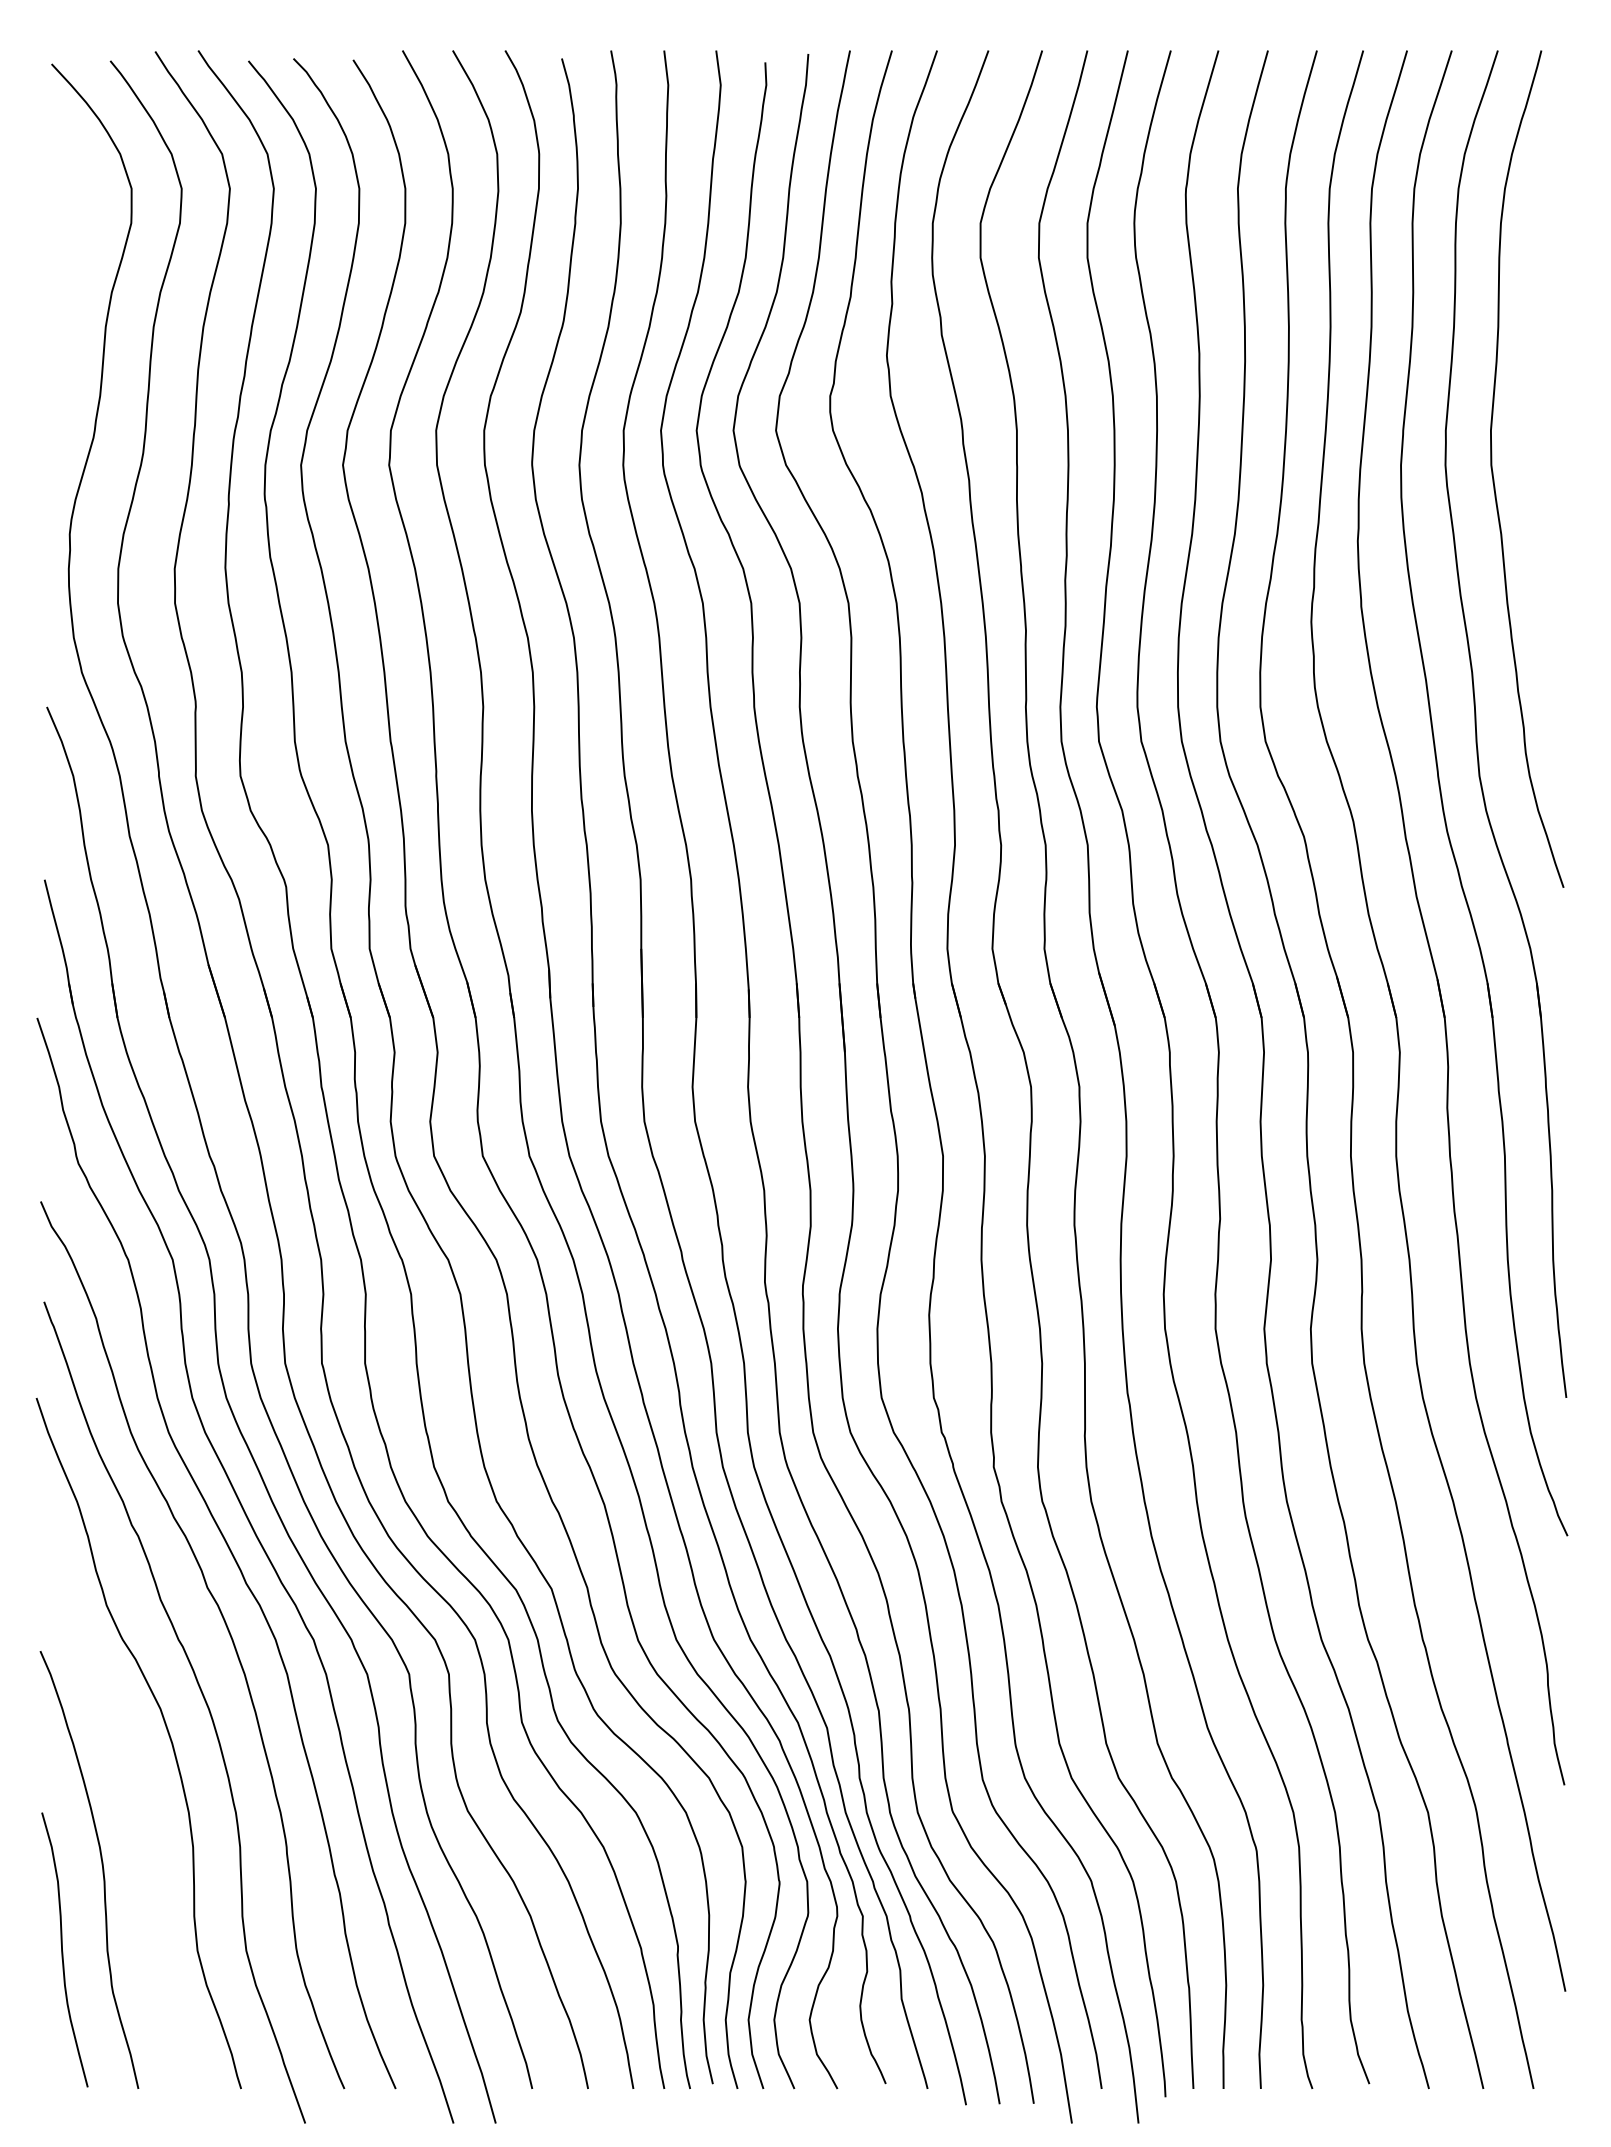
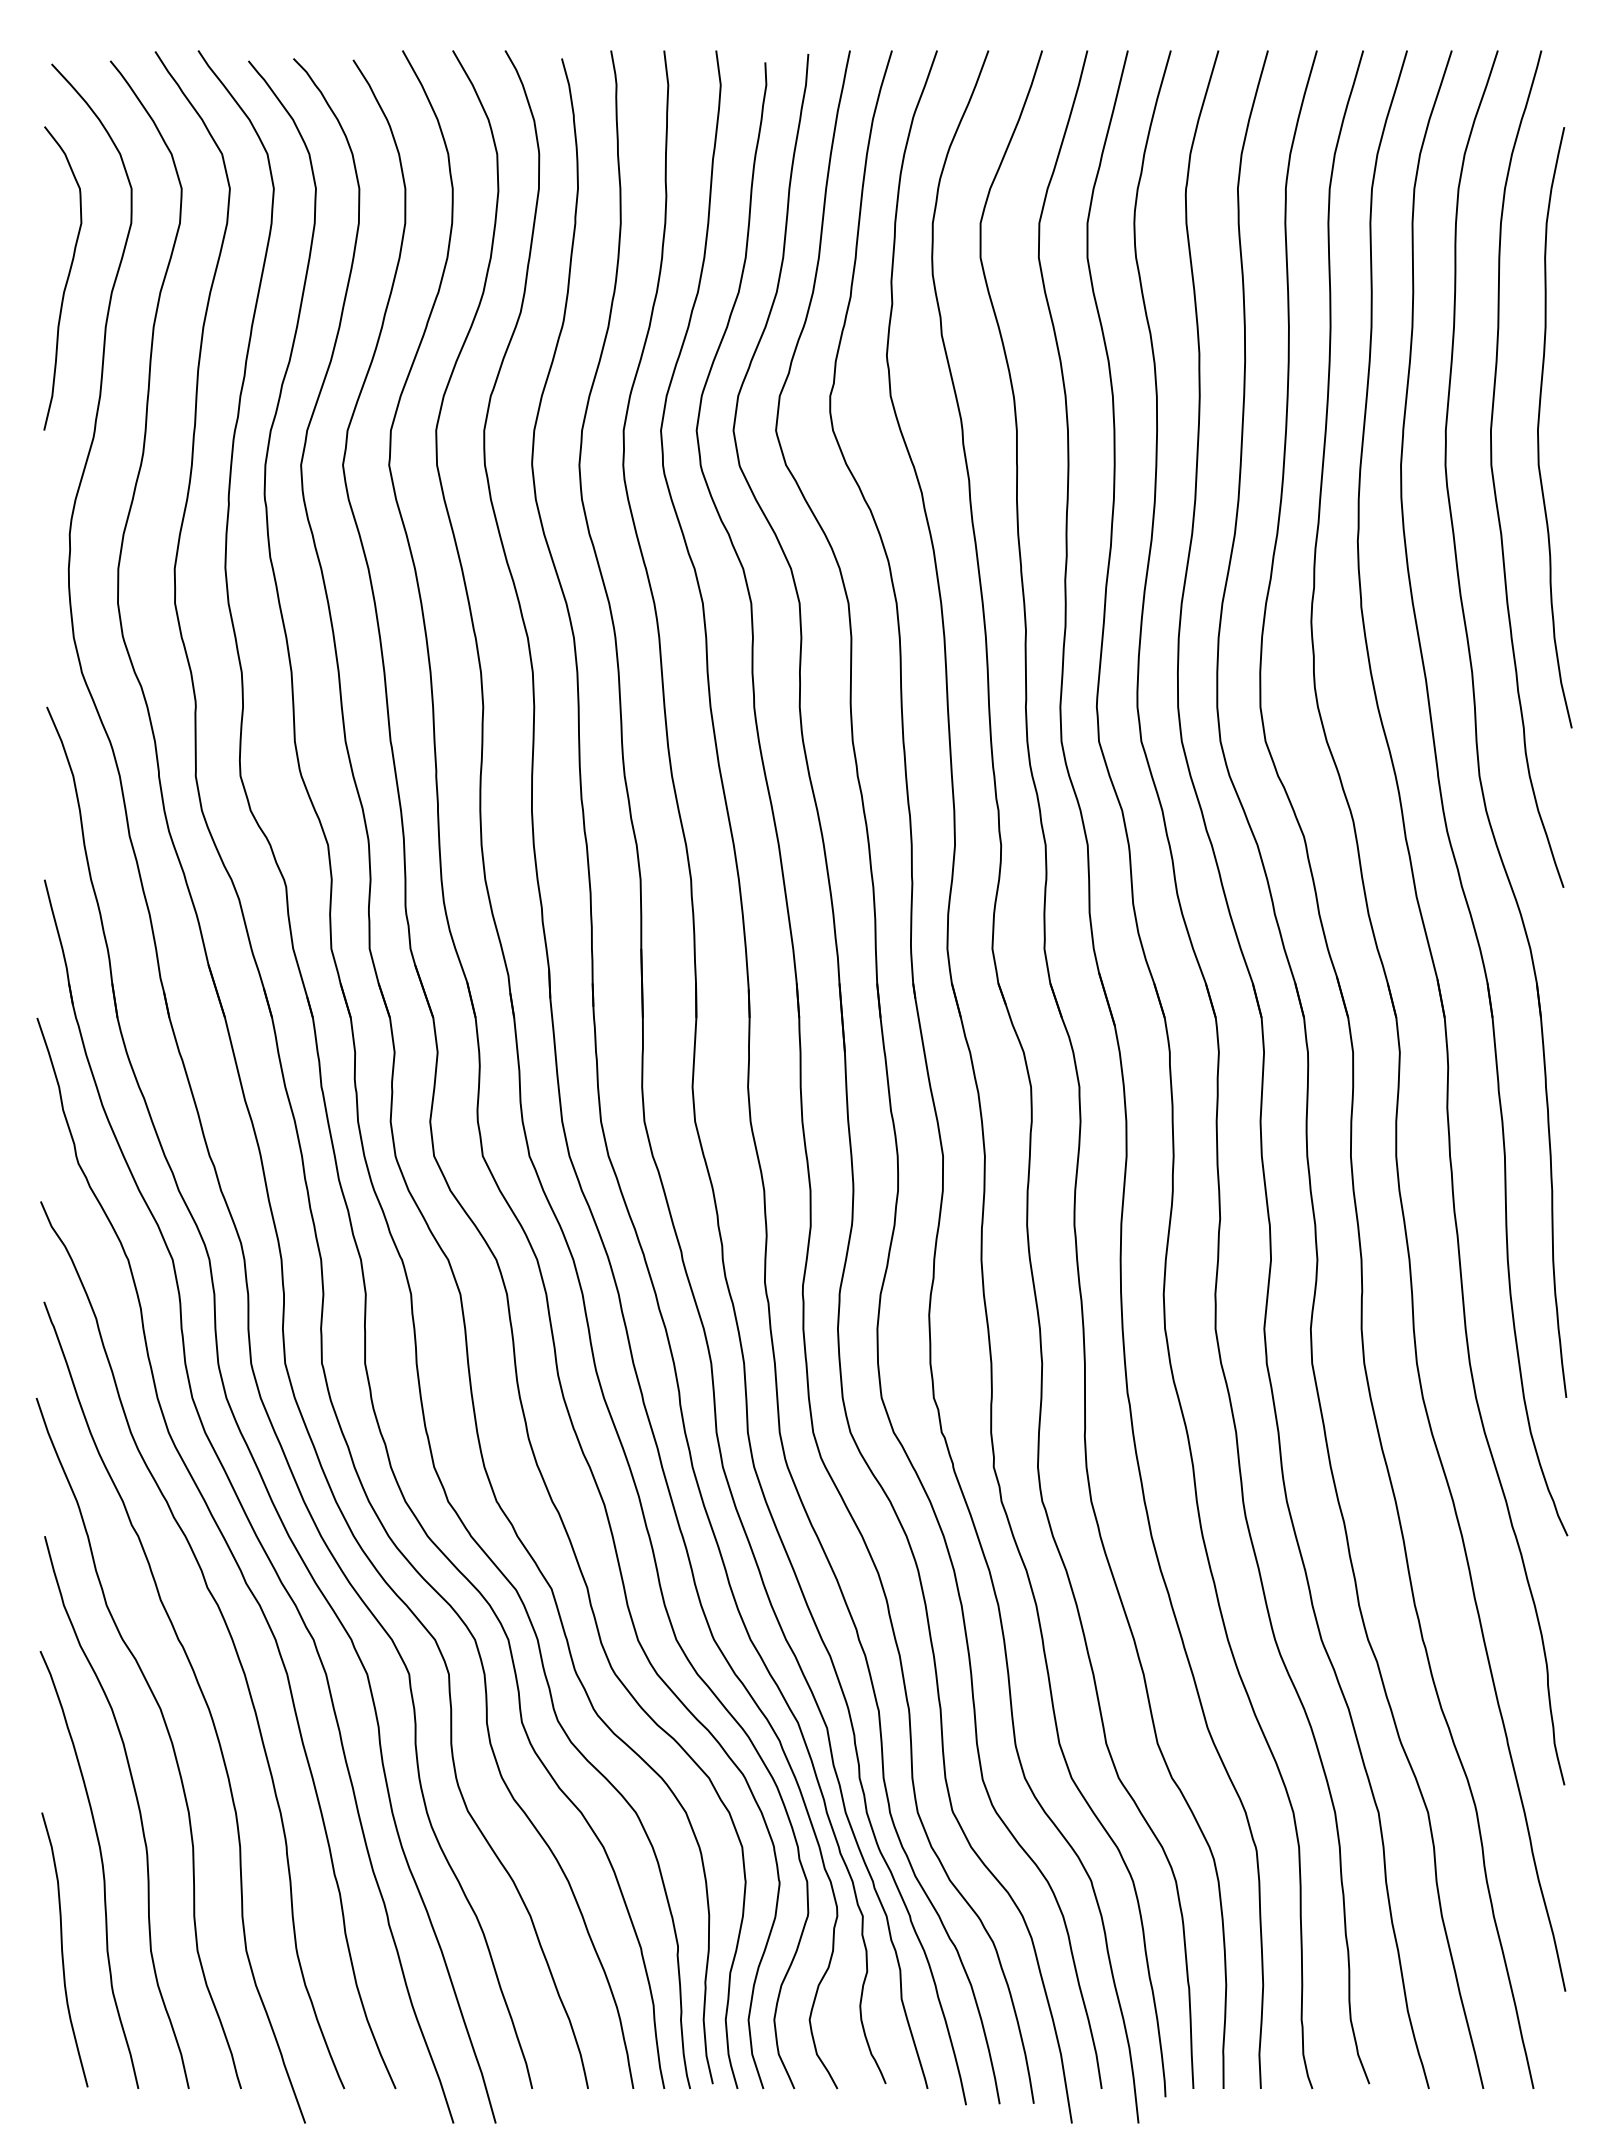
curve: none -> present (66, 279)
curve: none -> present (1539, 426)
curve: none -> present (137, 1806)
